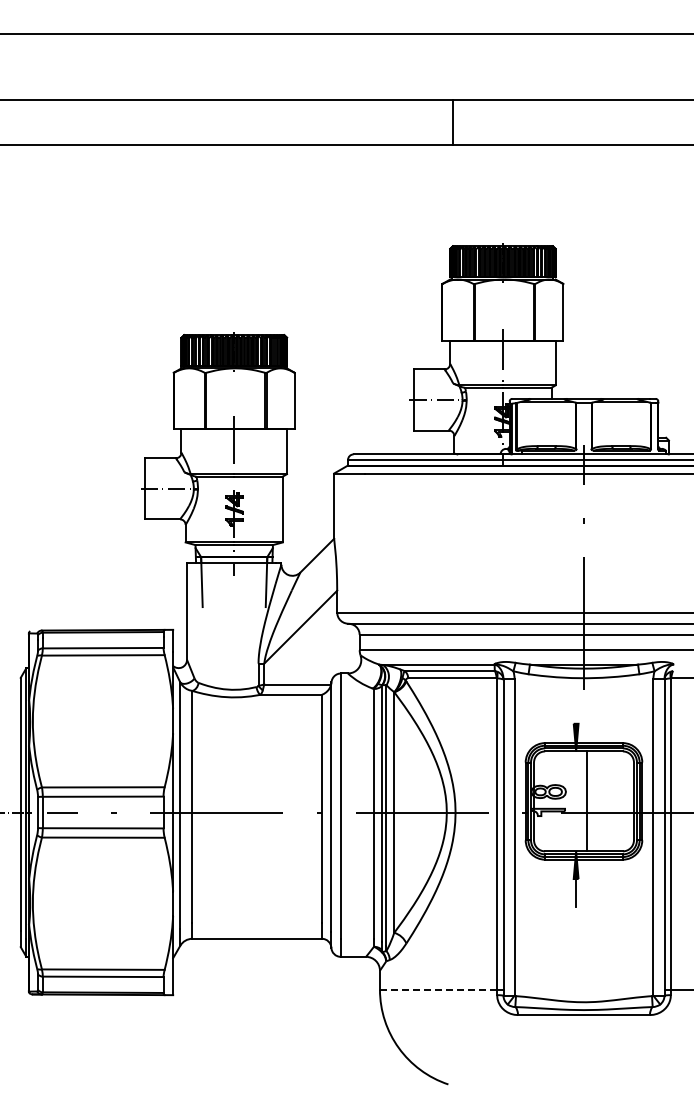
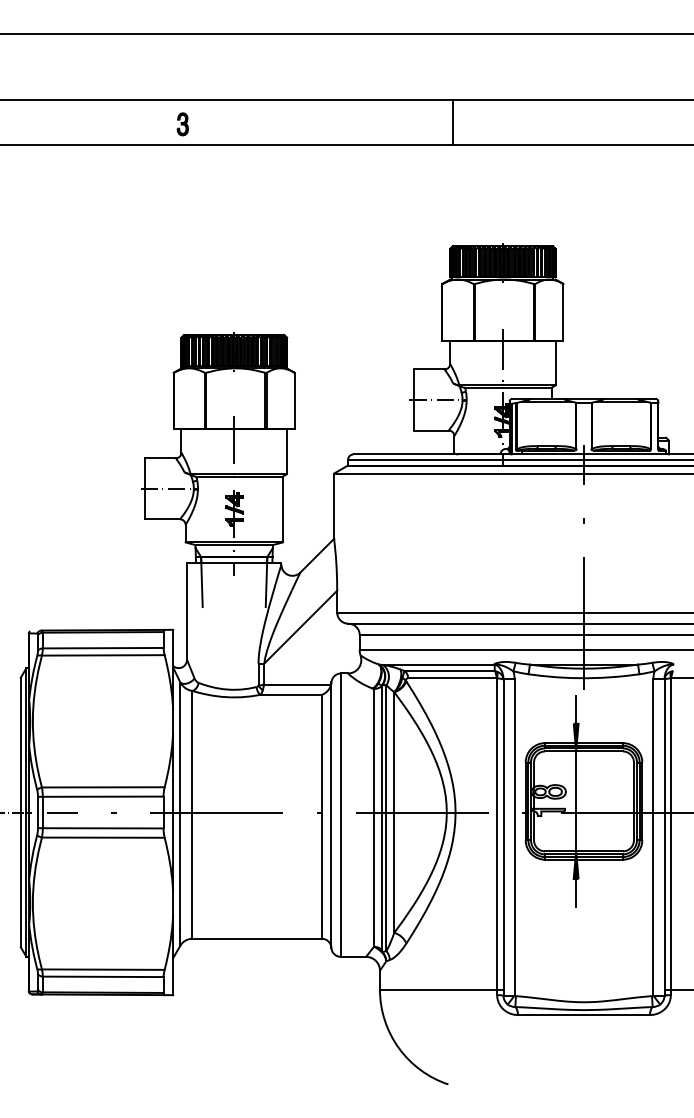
part: none -> present (182, 124)
line: none -> present (576, 709)
line position: (587, 801) -> (576, 801) (576, 801)
line: dashed -> solid (438, 989)
